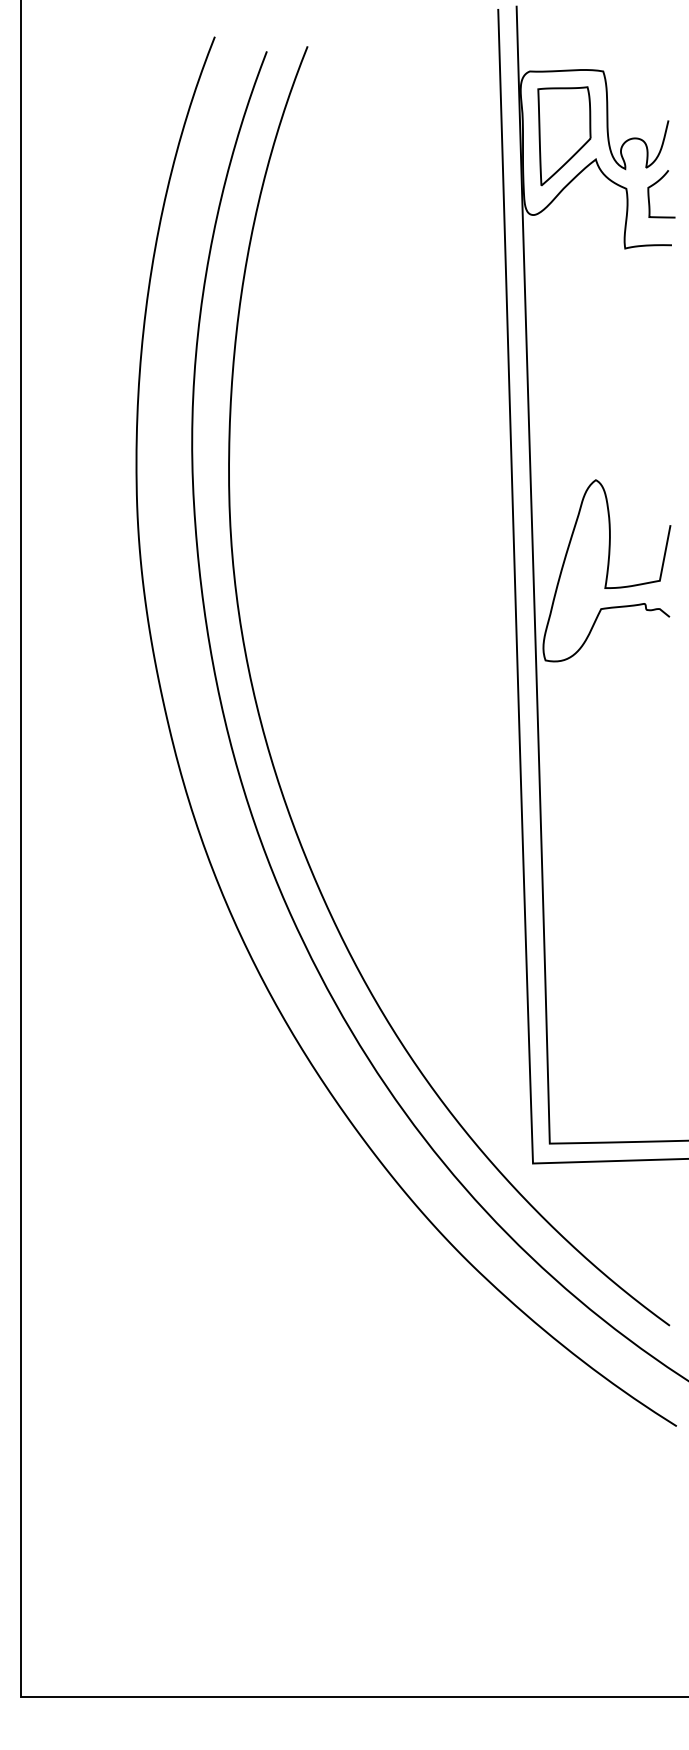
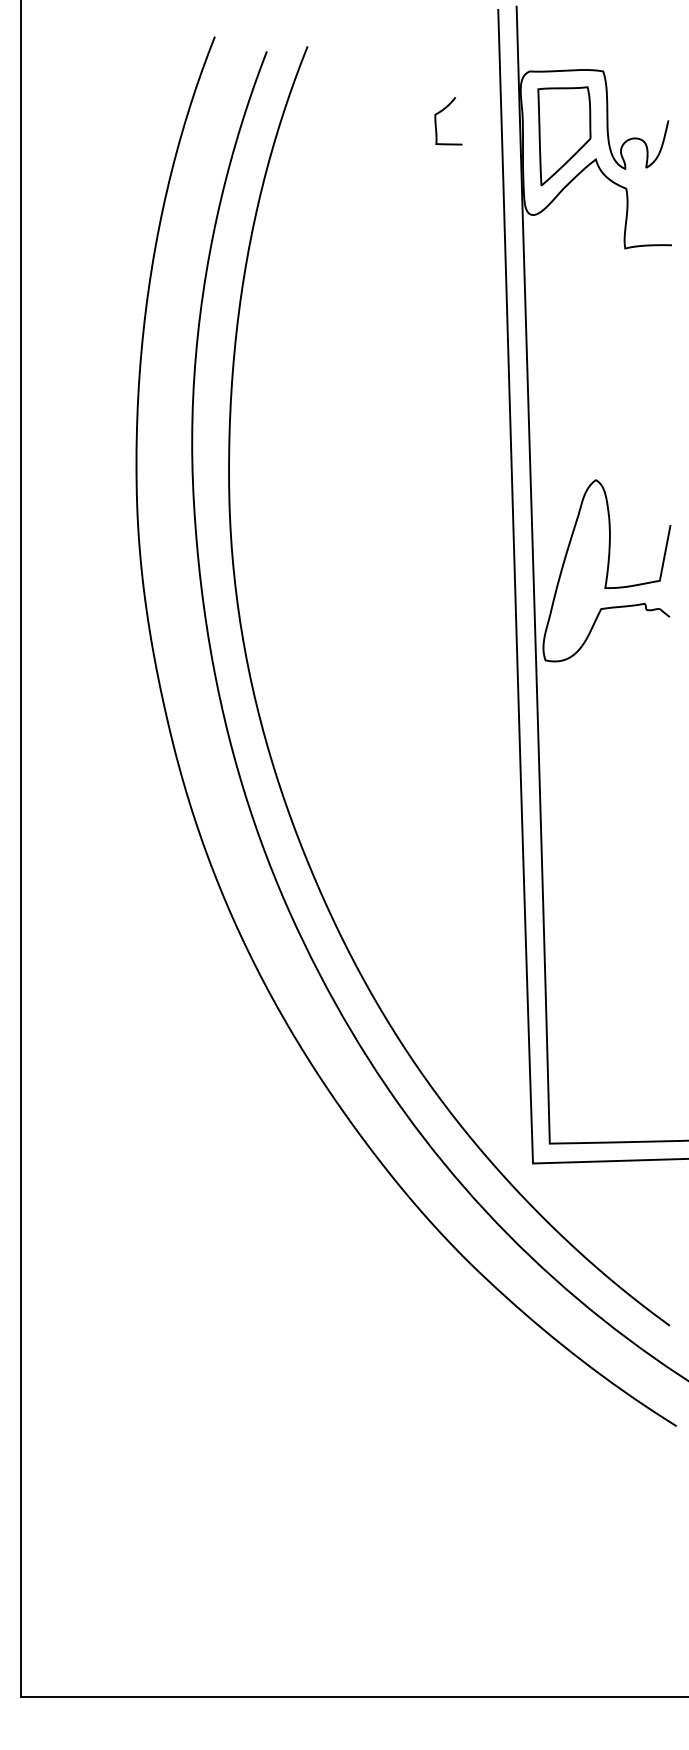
curve position: (654, 185) -> (441, 112) (441, 112)
